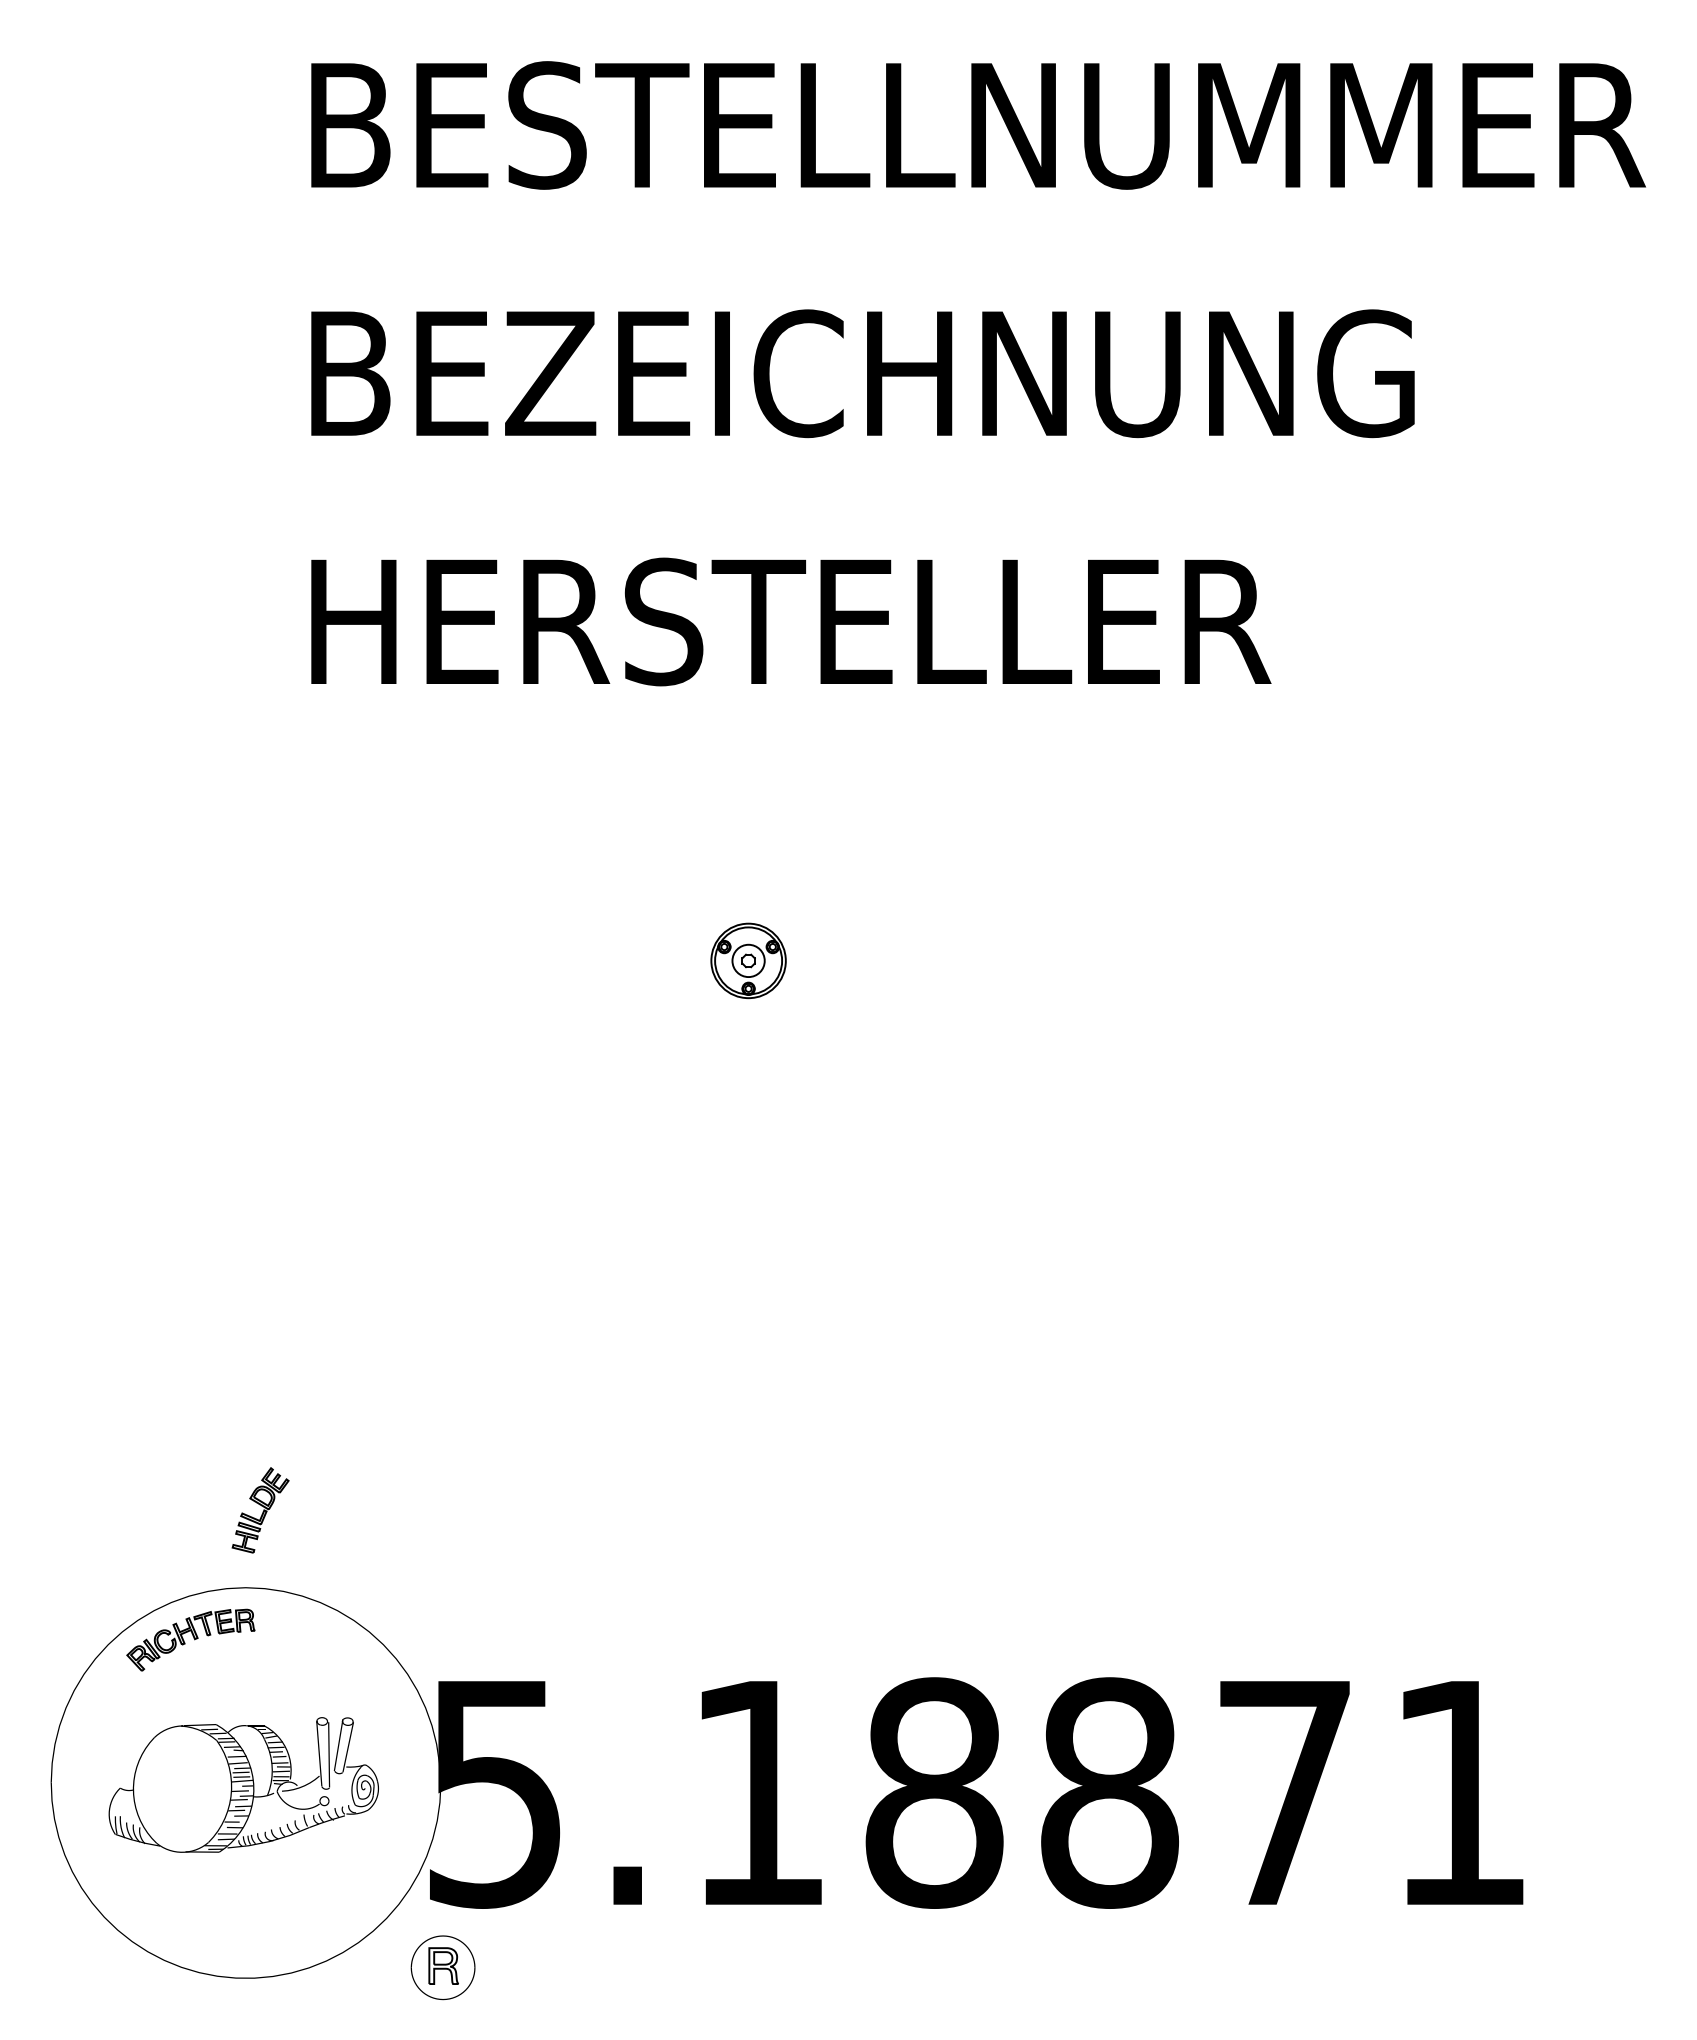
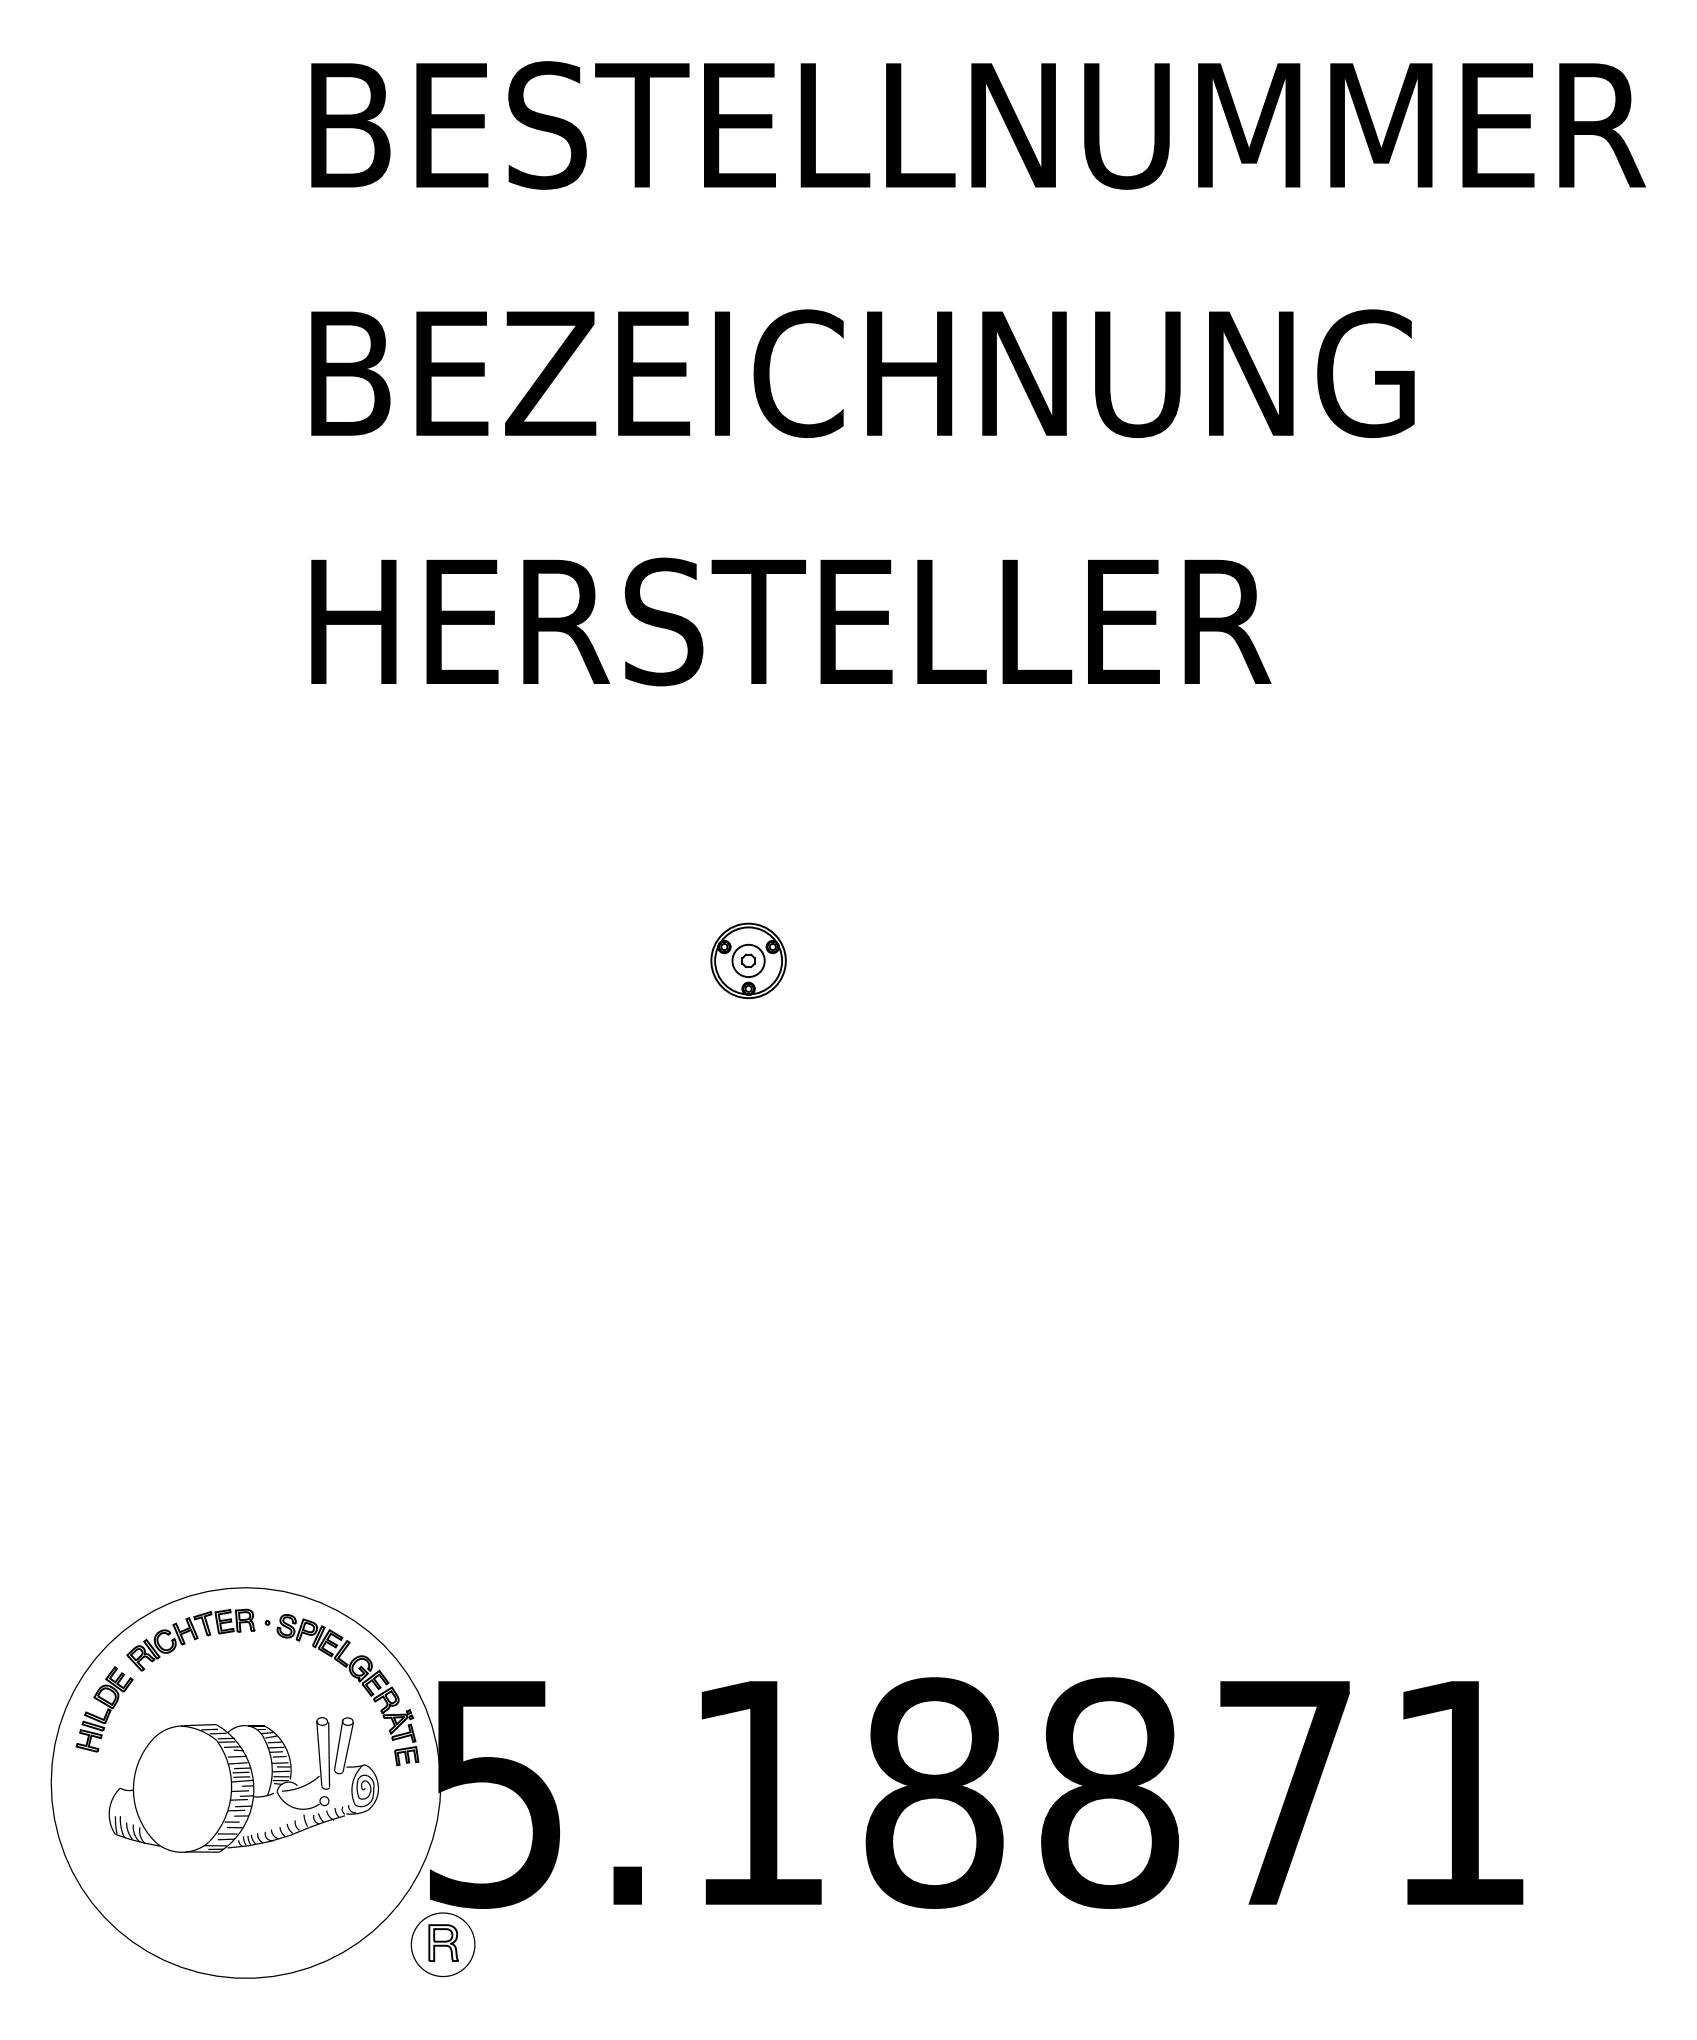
part position: (260, 1510) -> (104, 1709) (104, 1709)
part: none -> present (352, 1676)
part position: (442, 1967) -> (442, 1944) (442, 1944)
